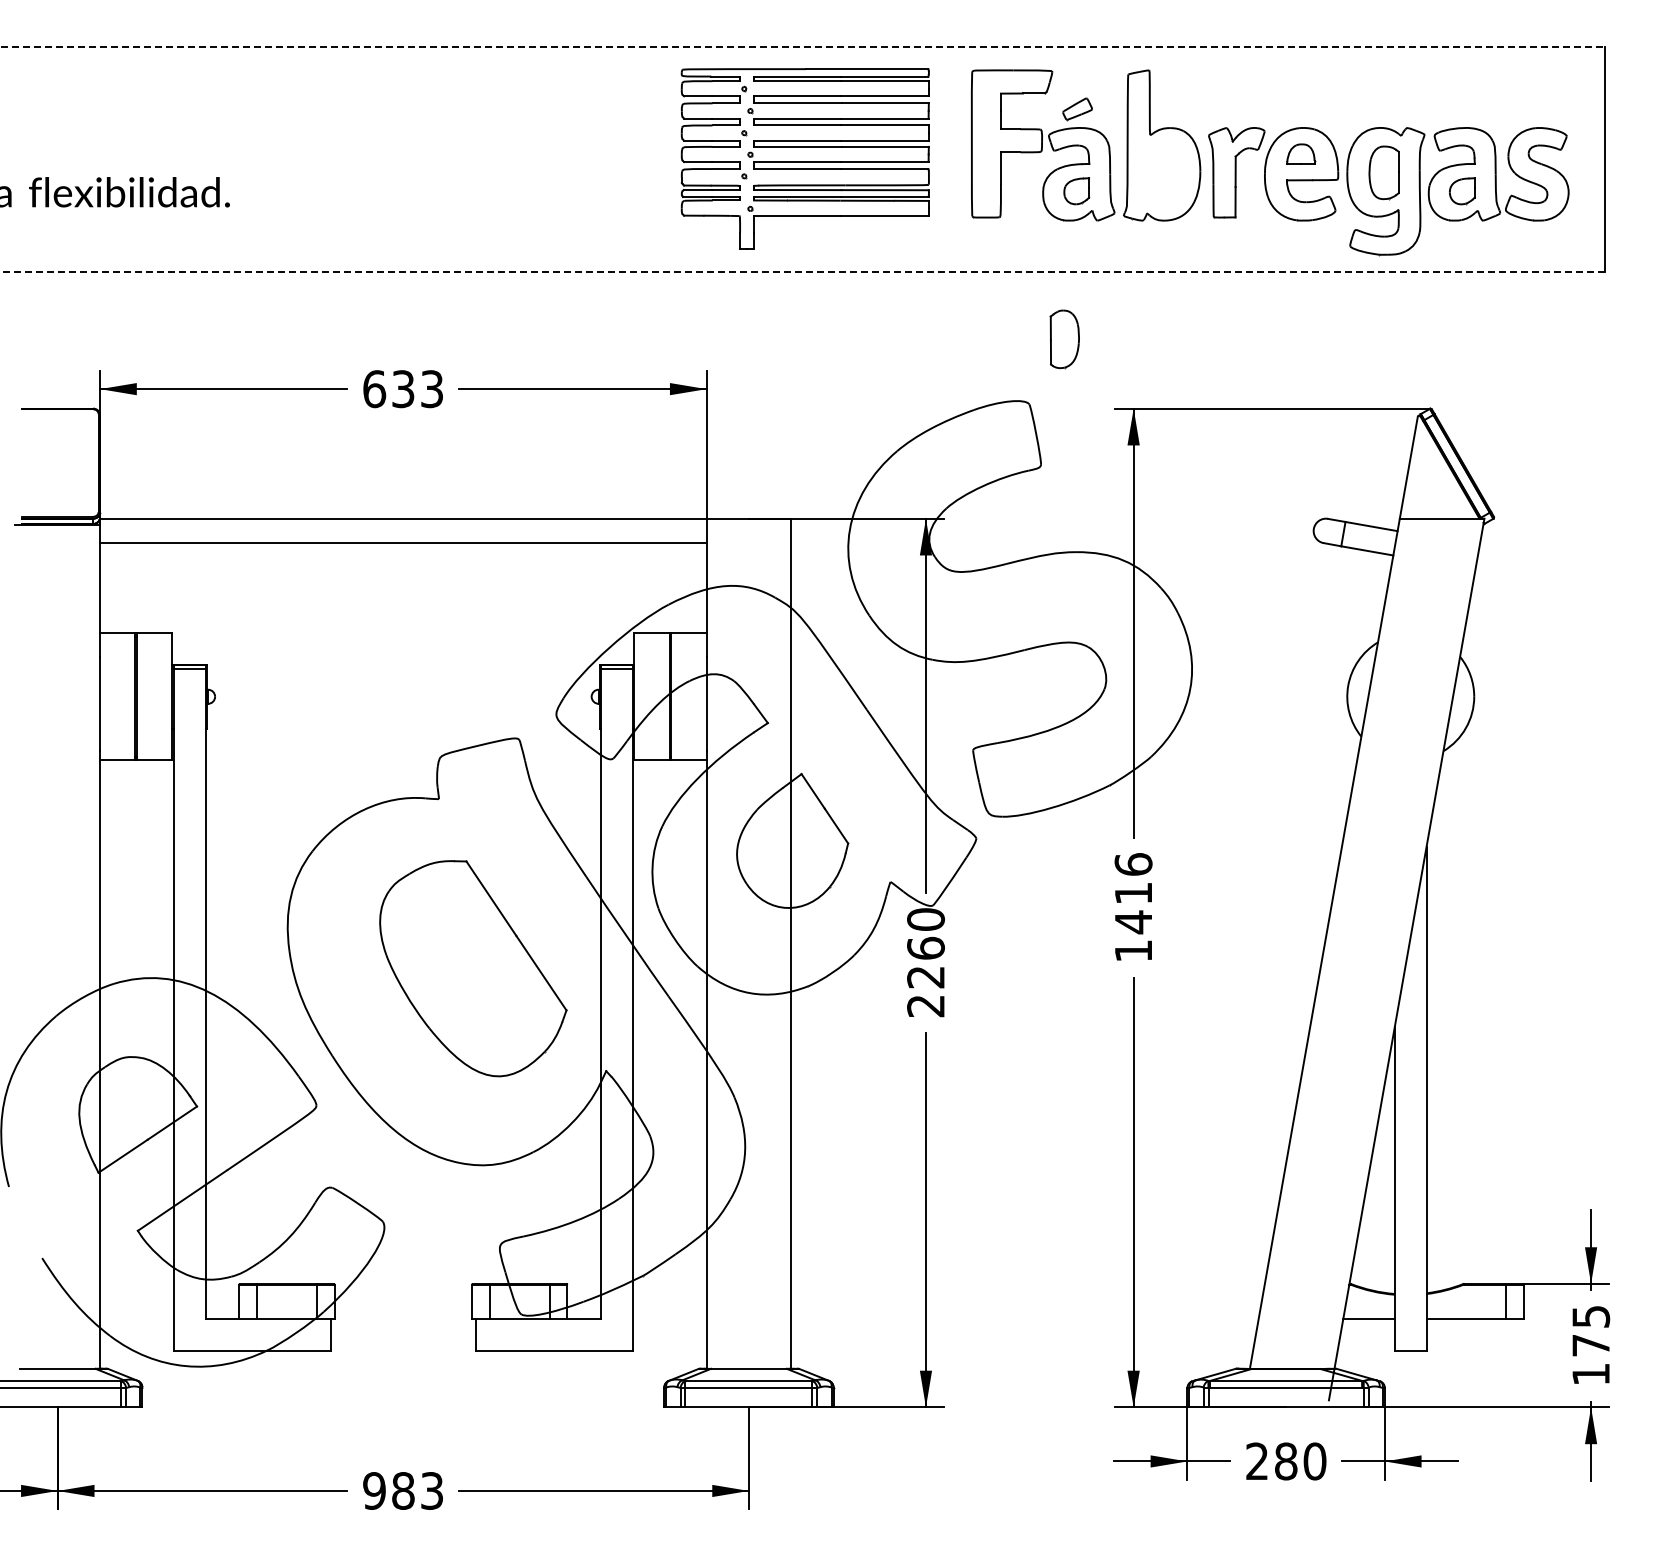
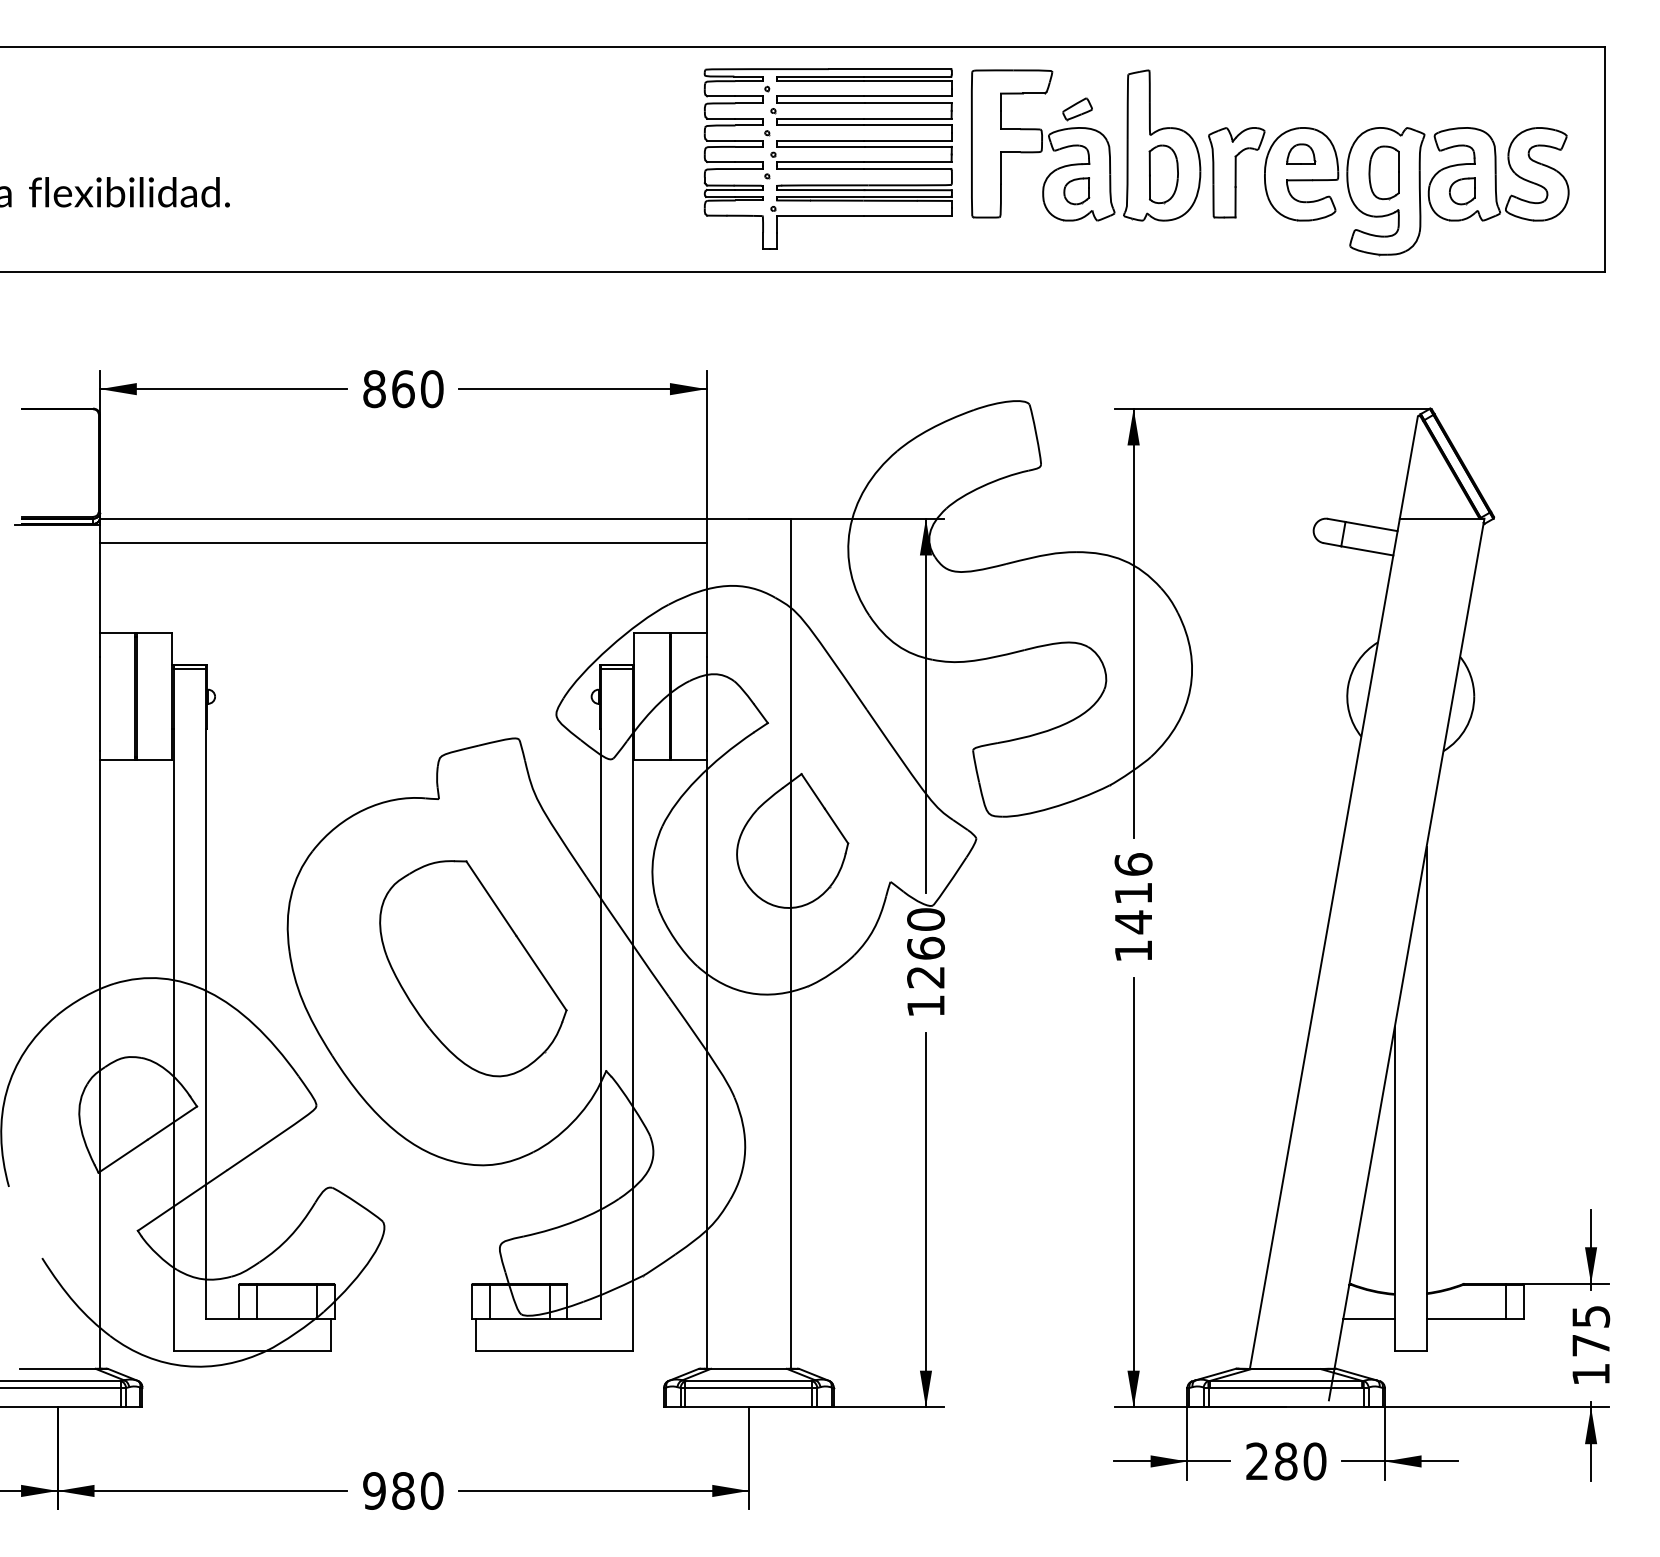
line: dashed -> solid (803, 46)
part position: (804, 158) -> (827, 158) (827, 158)
line: dashed -> solid (802, 271)
part position: (1064, 339) -> (1163, 174) (1163, 174)
text: 633 -> 860 (403, 389)
text: 2260 -> 1260 (925, 1006)
text: 983 -> 980 (431, 1490)
